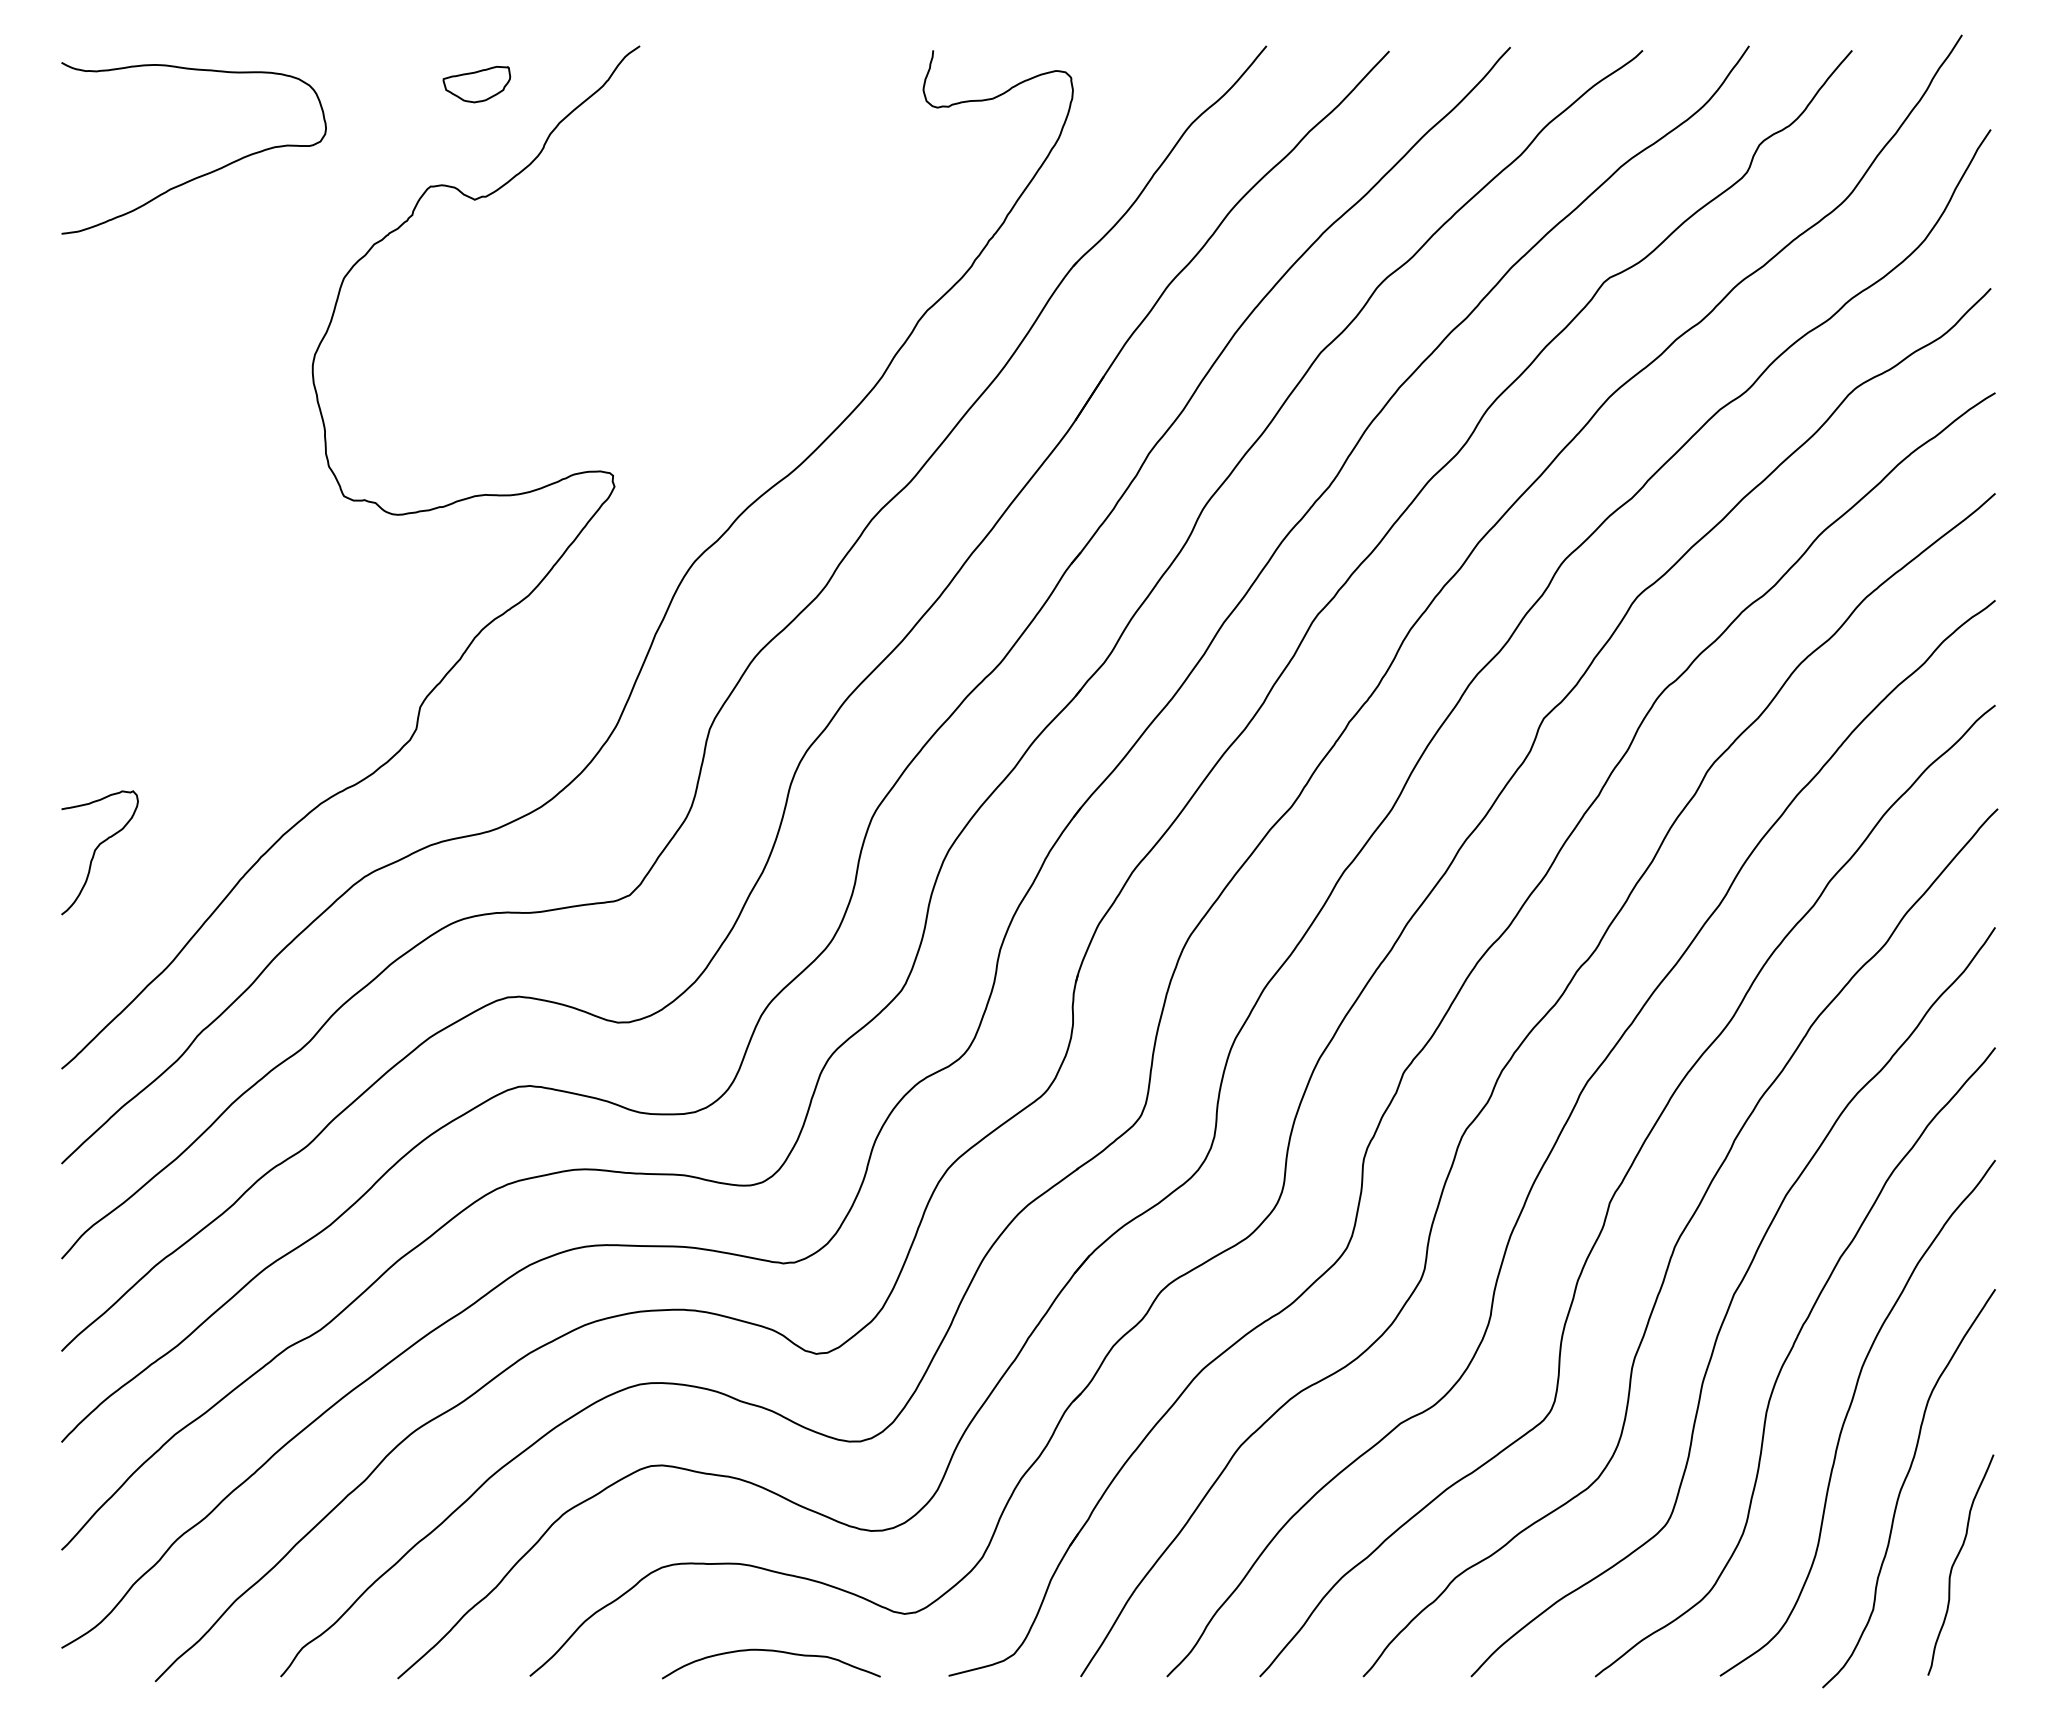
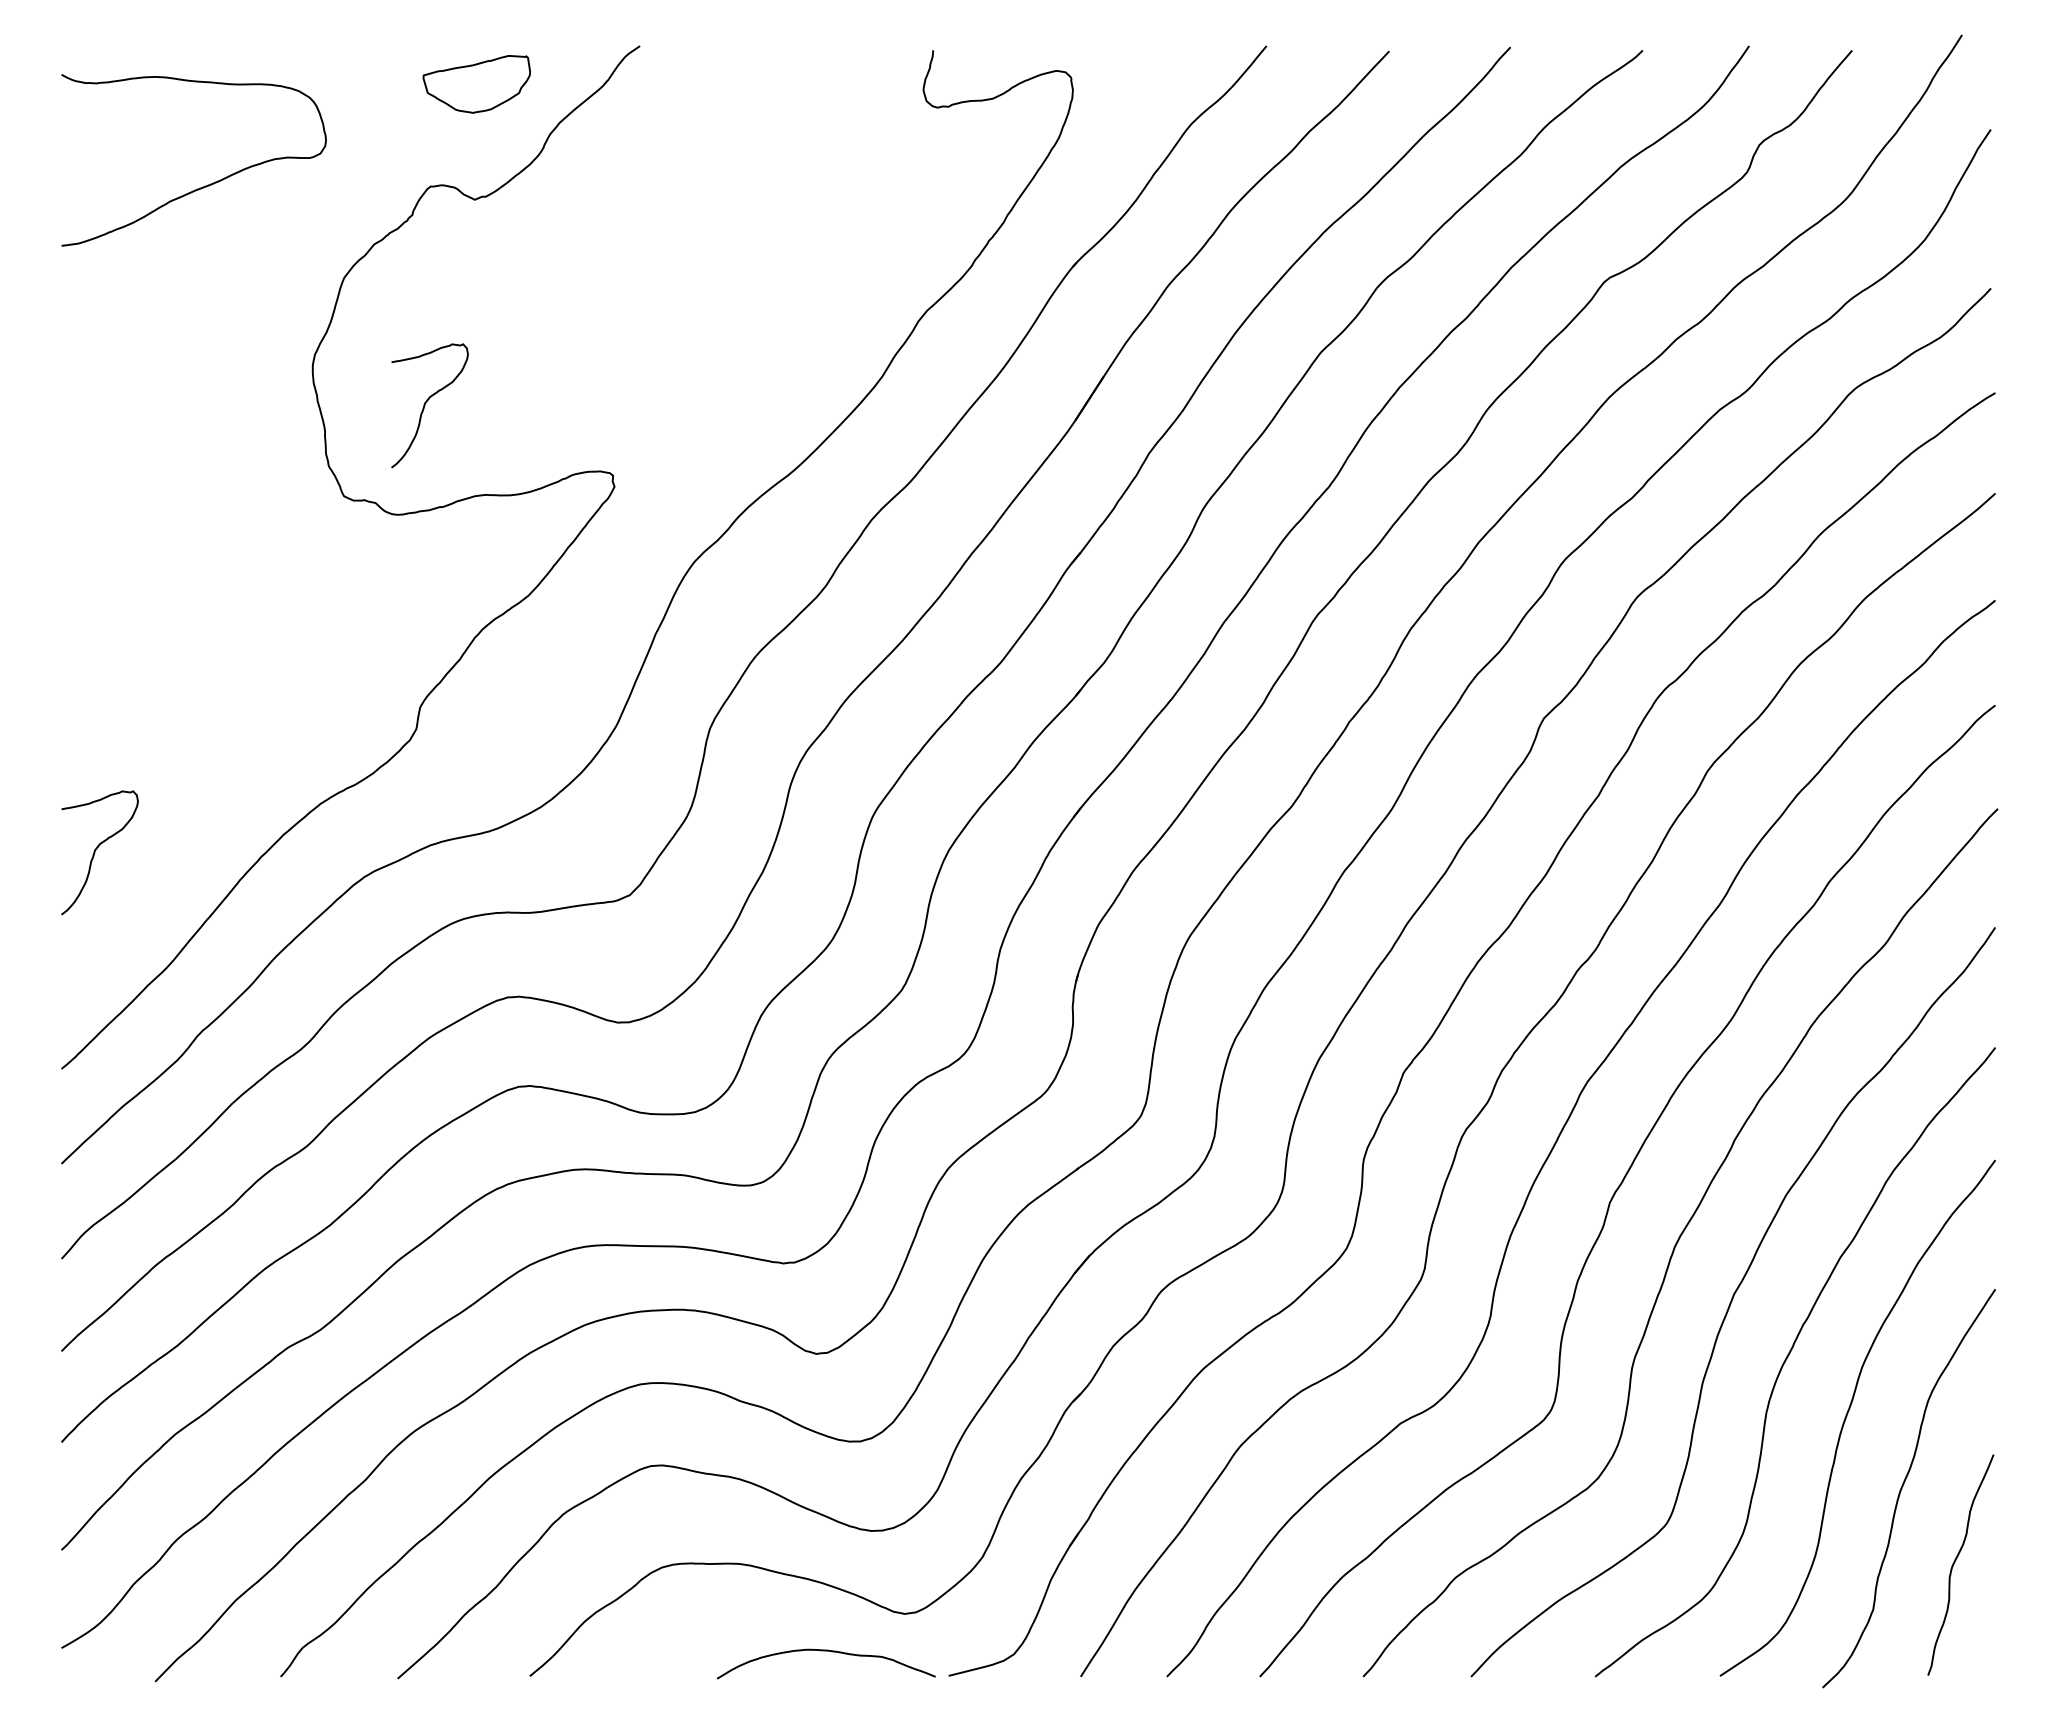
part size: 70x38 px -> 109x59 px (476, 84)
curve position: (202, 174) -> (202, 186) (202, 186)
curve: none -> present (426, 403)
curve position: (771, 1651) -> (826, 1651) (826, 1651)
